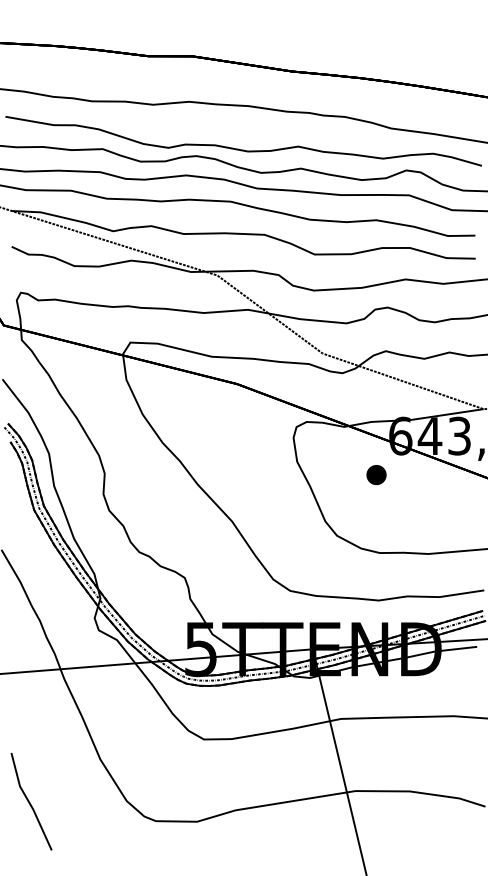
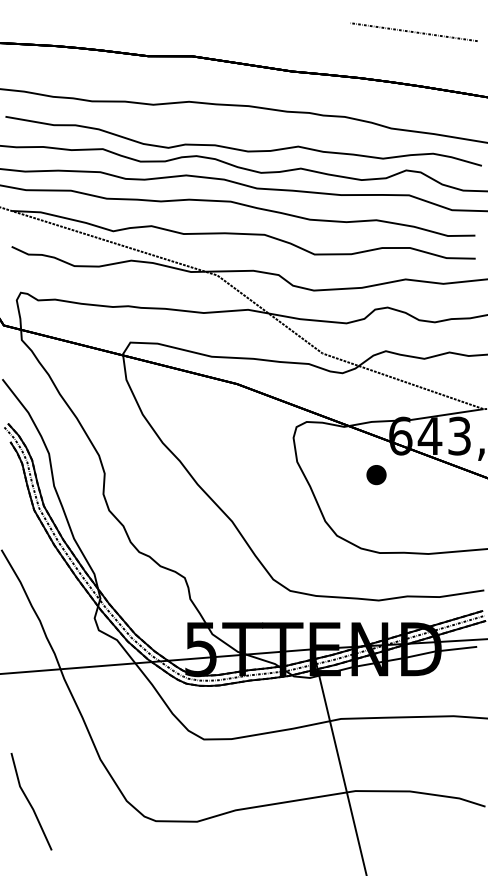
curve: none -> present (413, 31)
